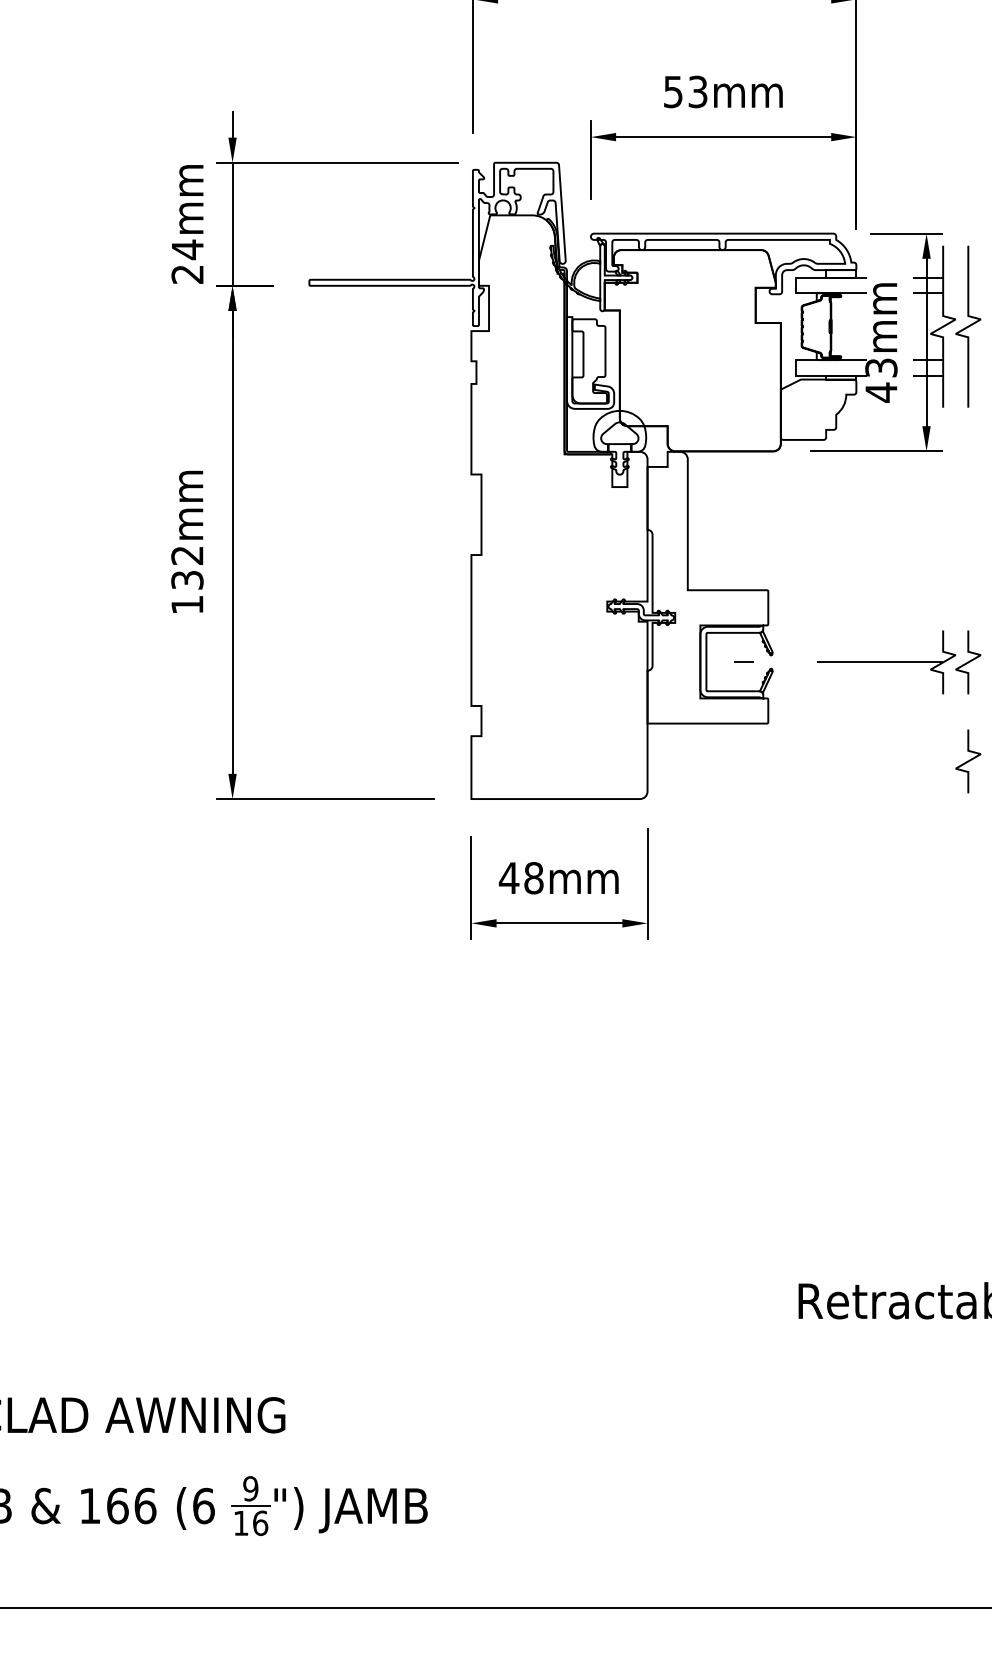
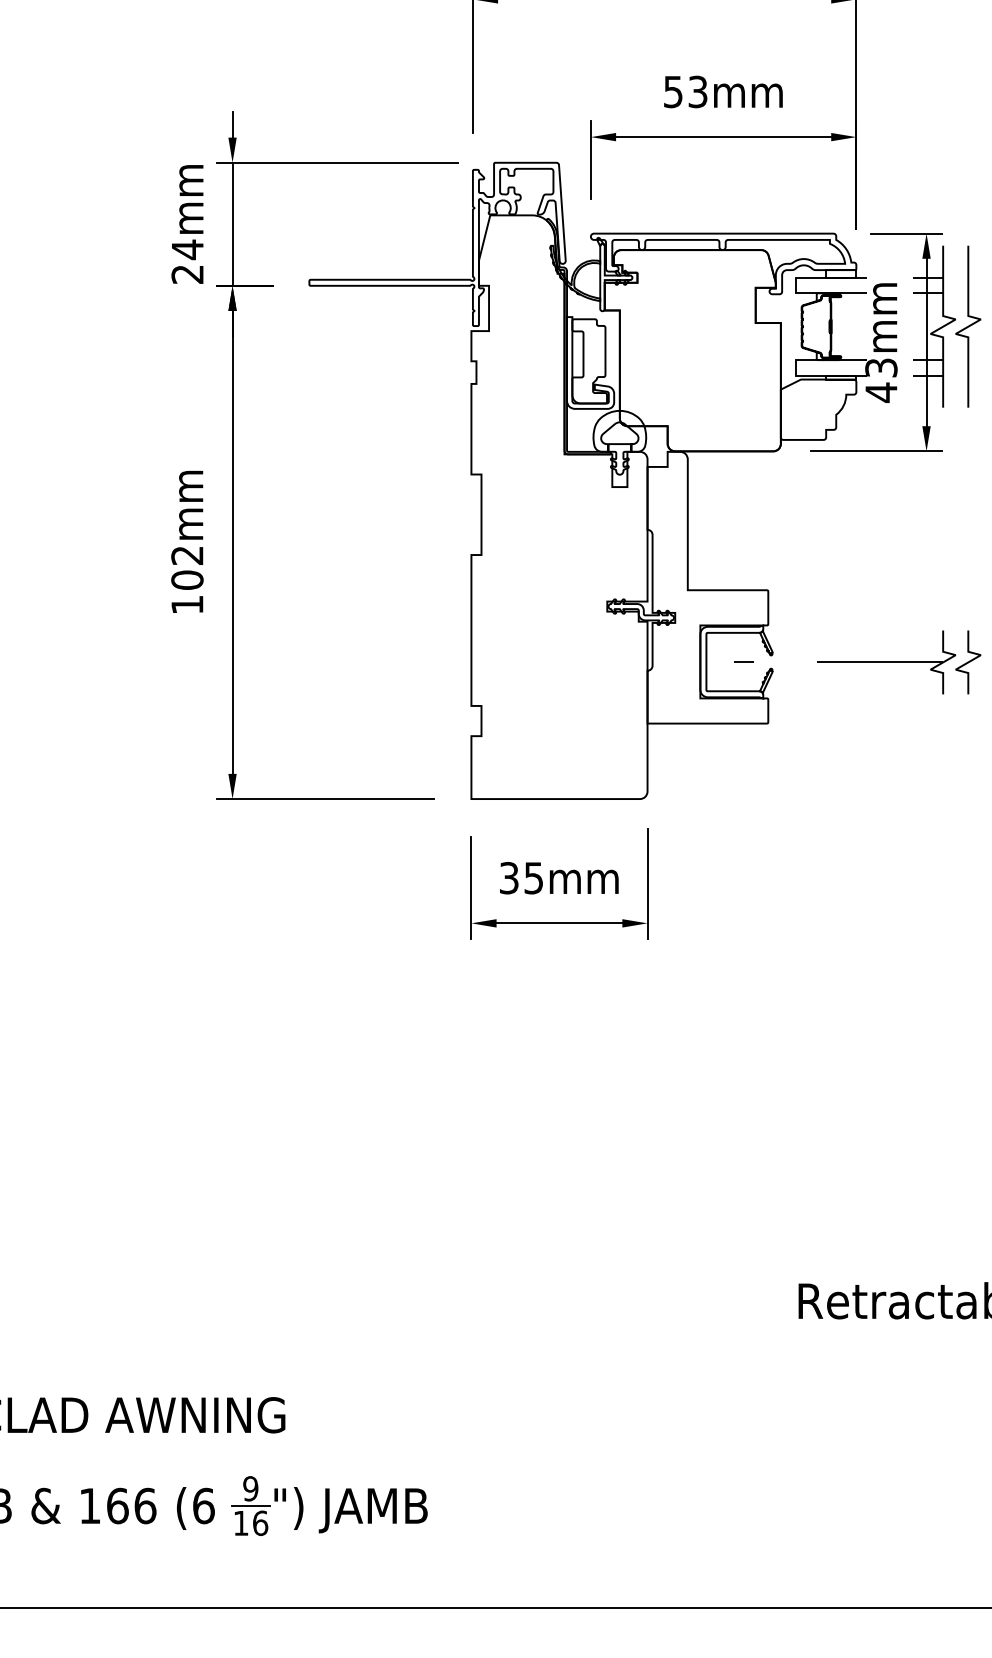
text: 132mm -> 102mm (187, 579)
curve: present -> none (968, 761)
text: 48mm -> 35mm (520, 878)
